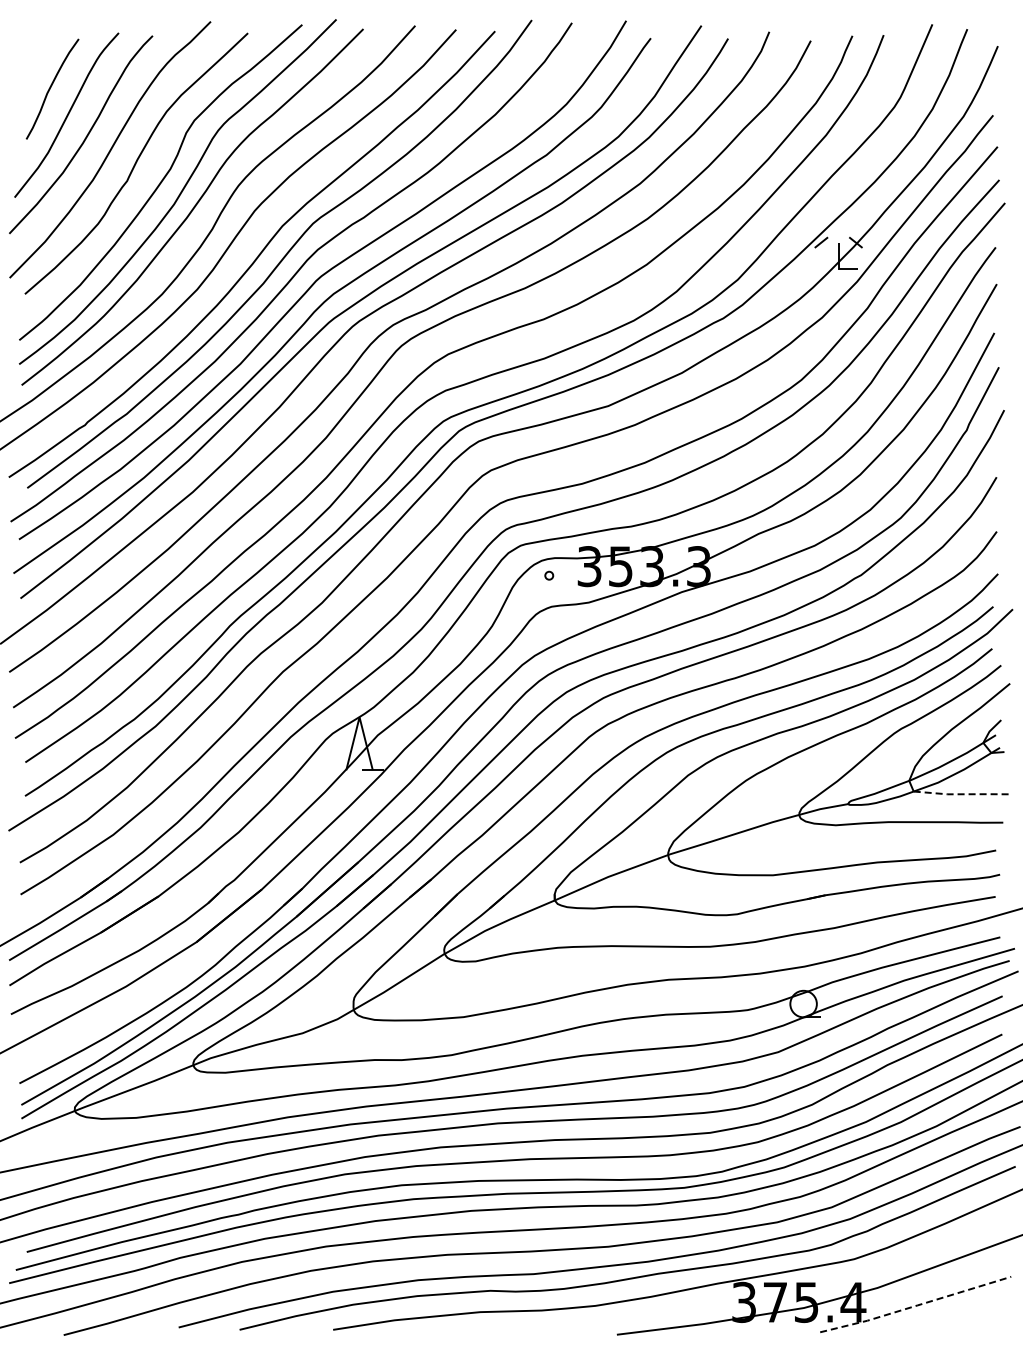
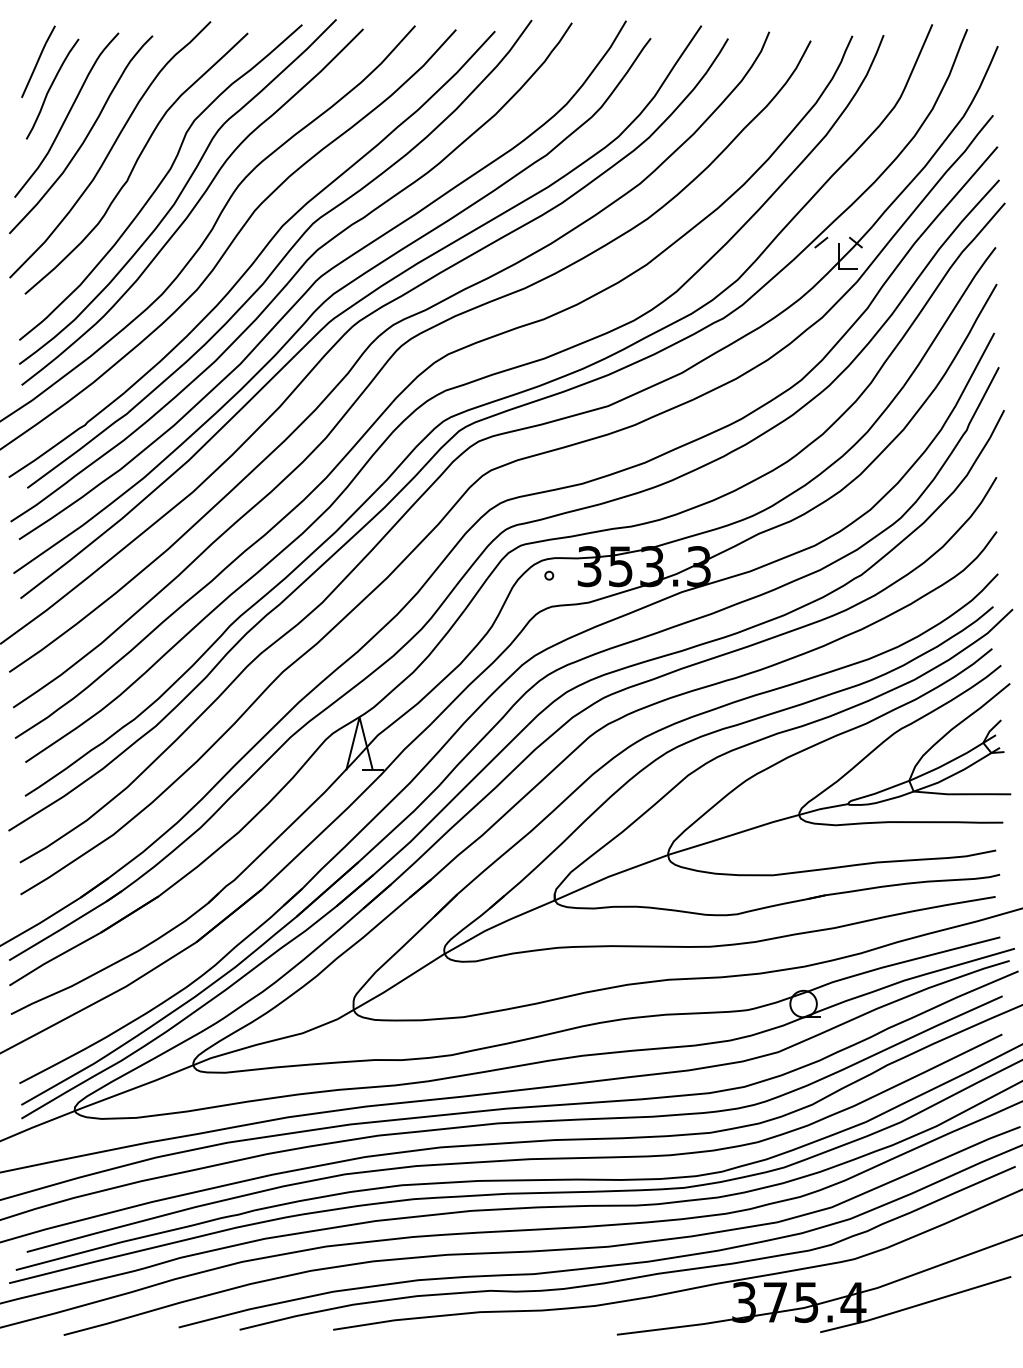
line: none -> present (38, 61)
line: dashed -> solid (962, 794)
line: dashed -> solid (915, 1305)
